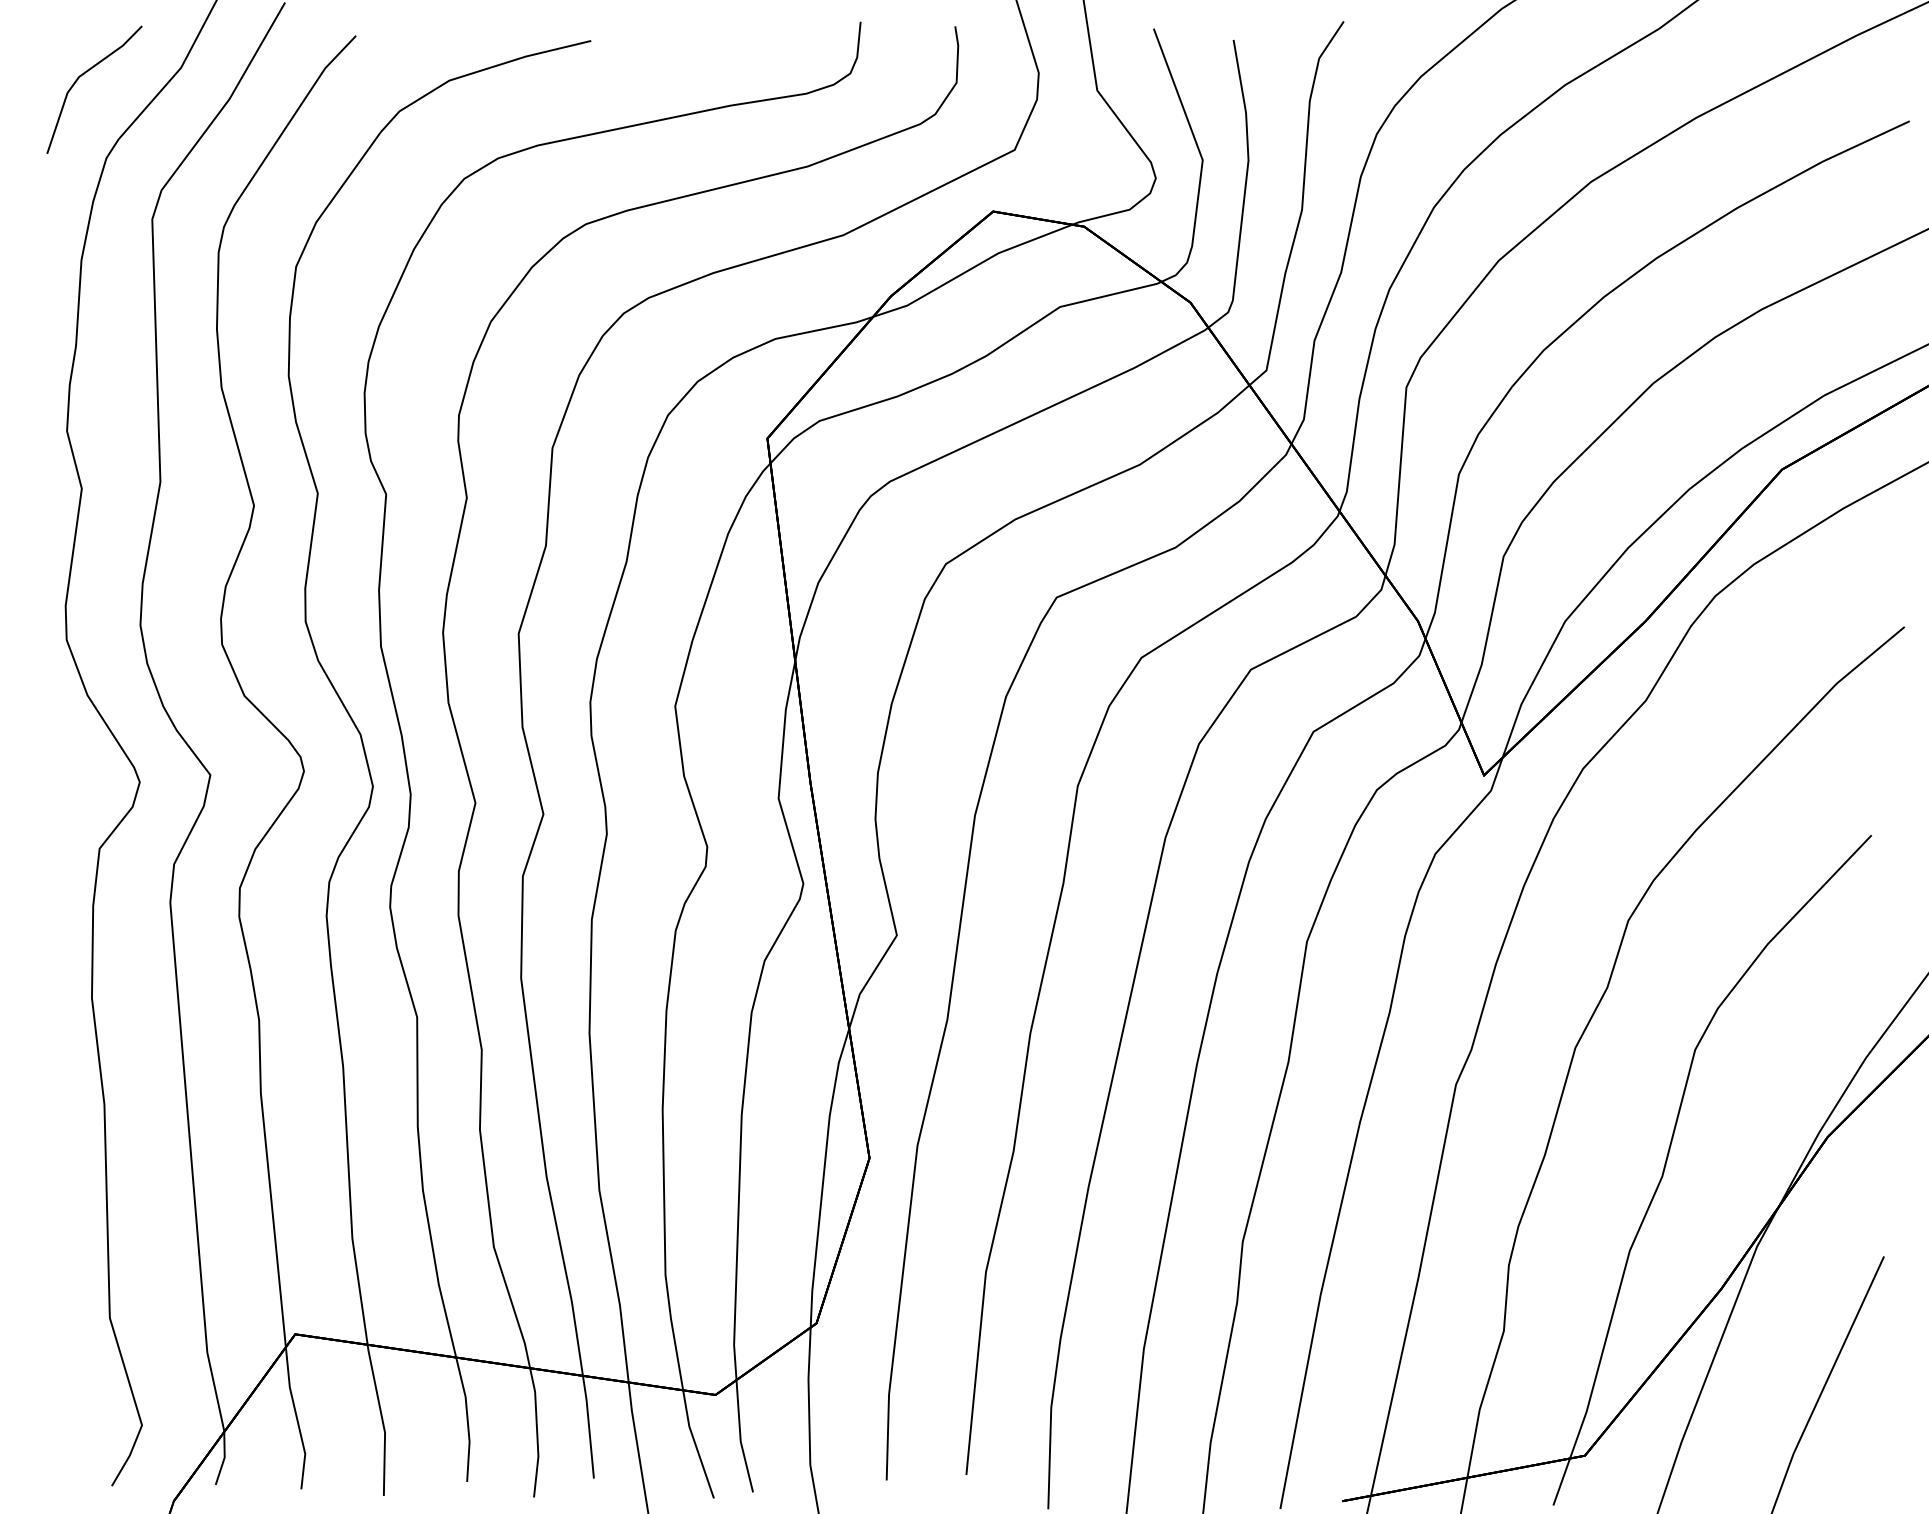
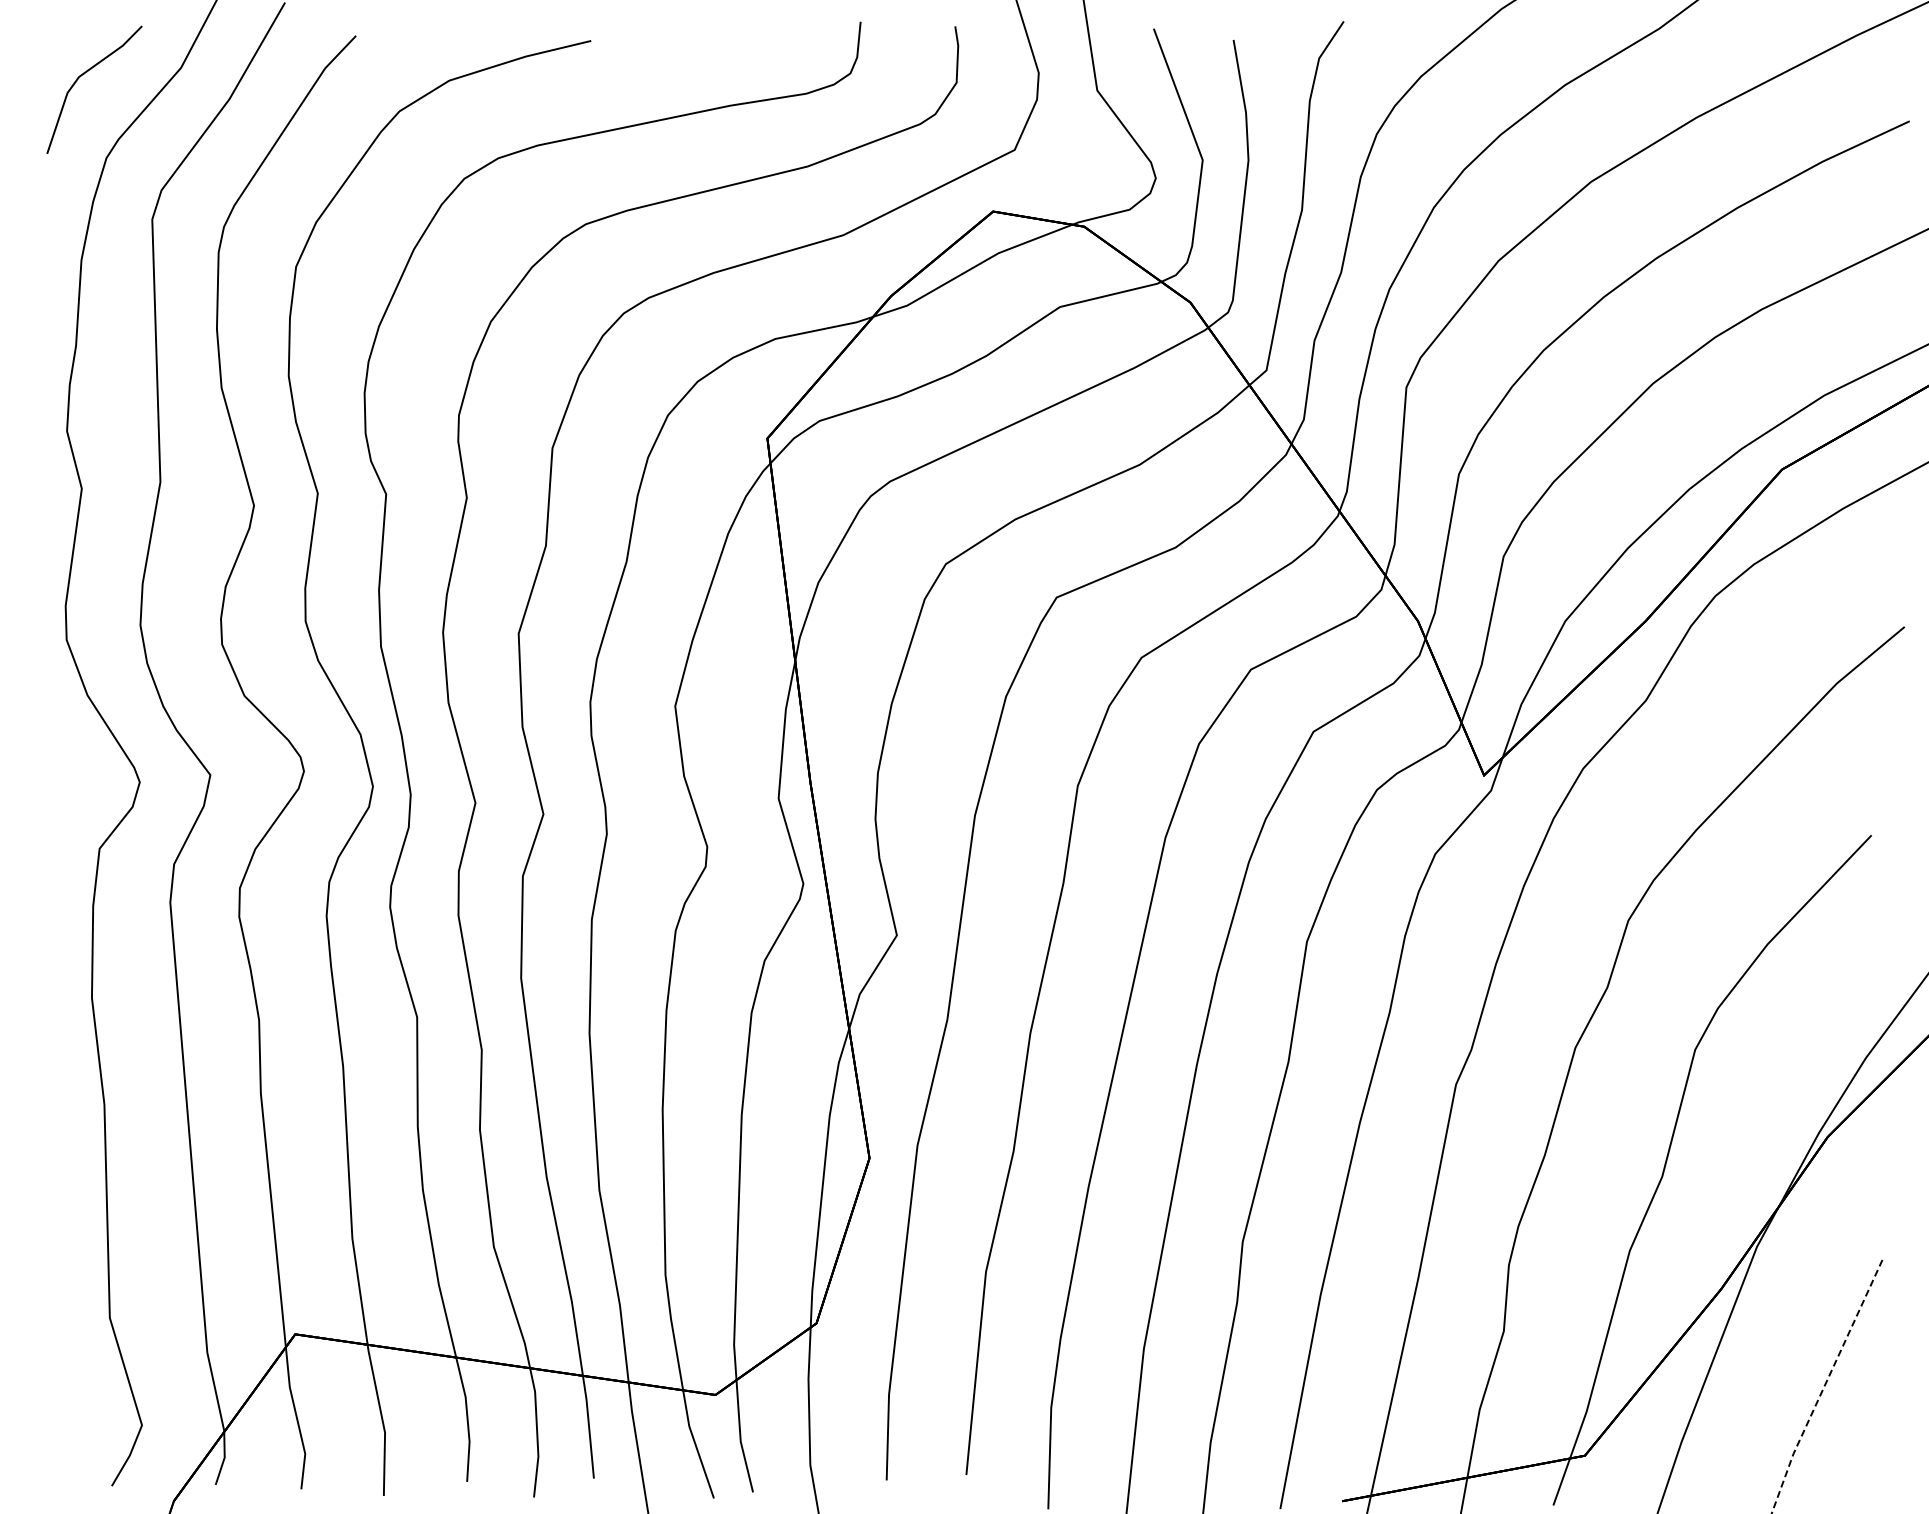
line: solid -> dashed (1825, 1384)
